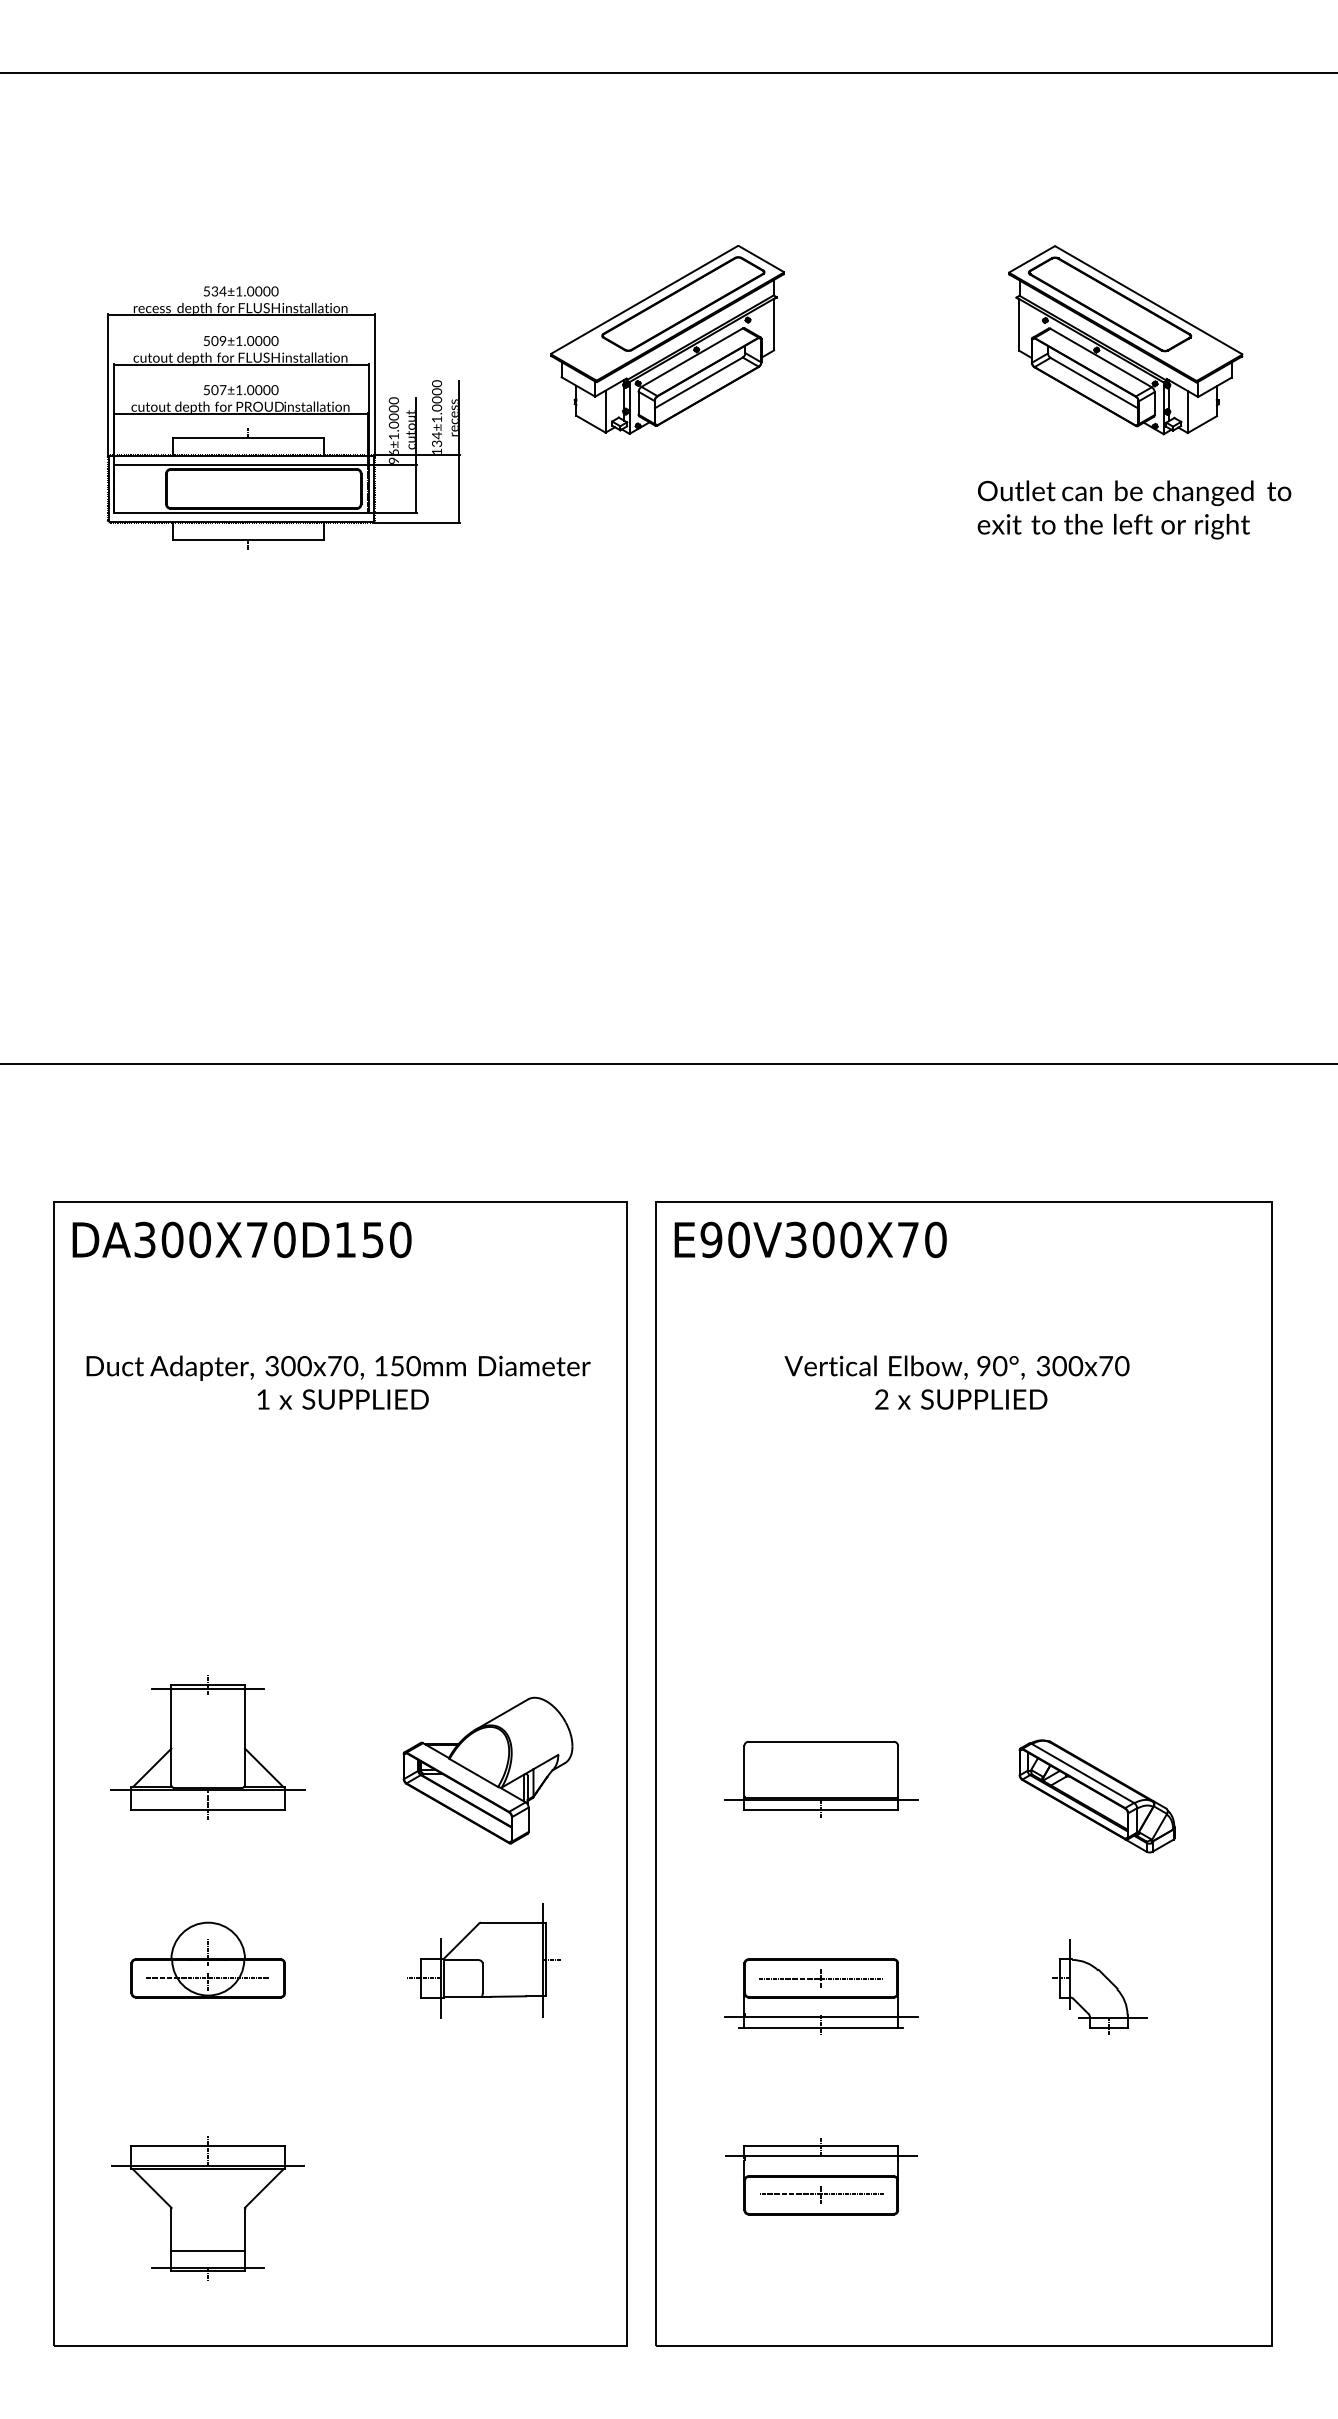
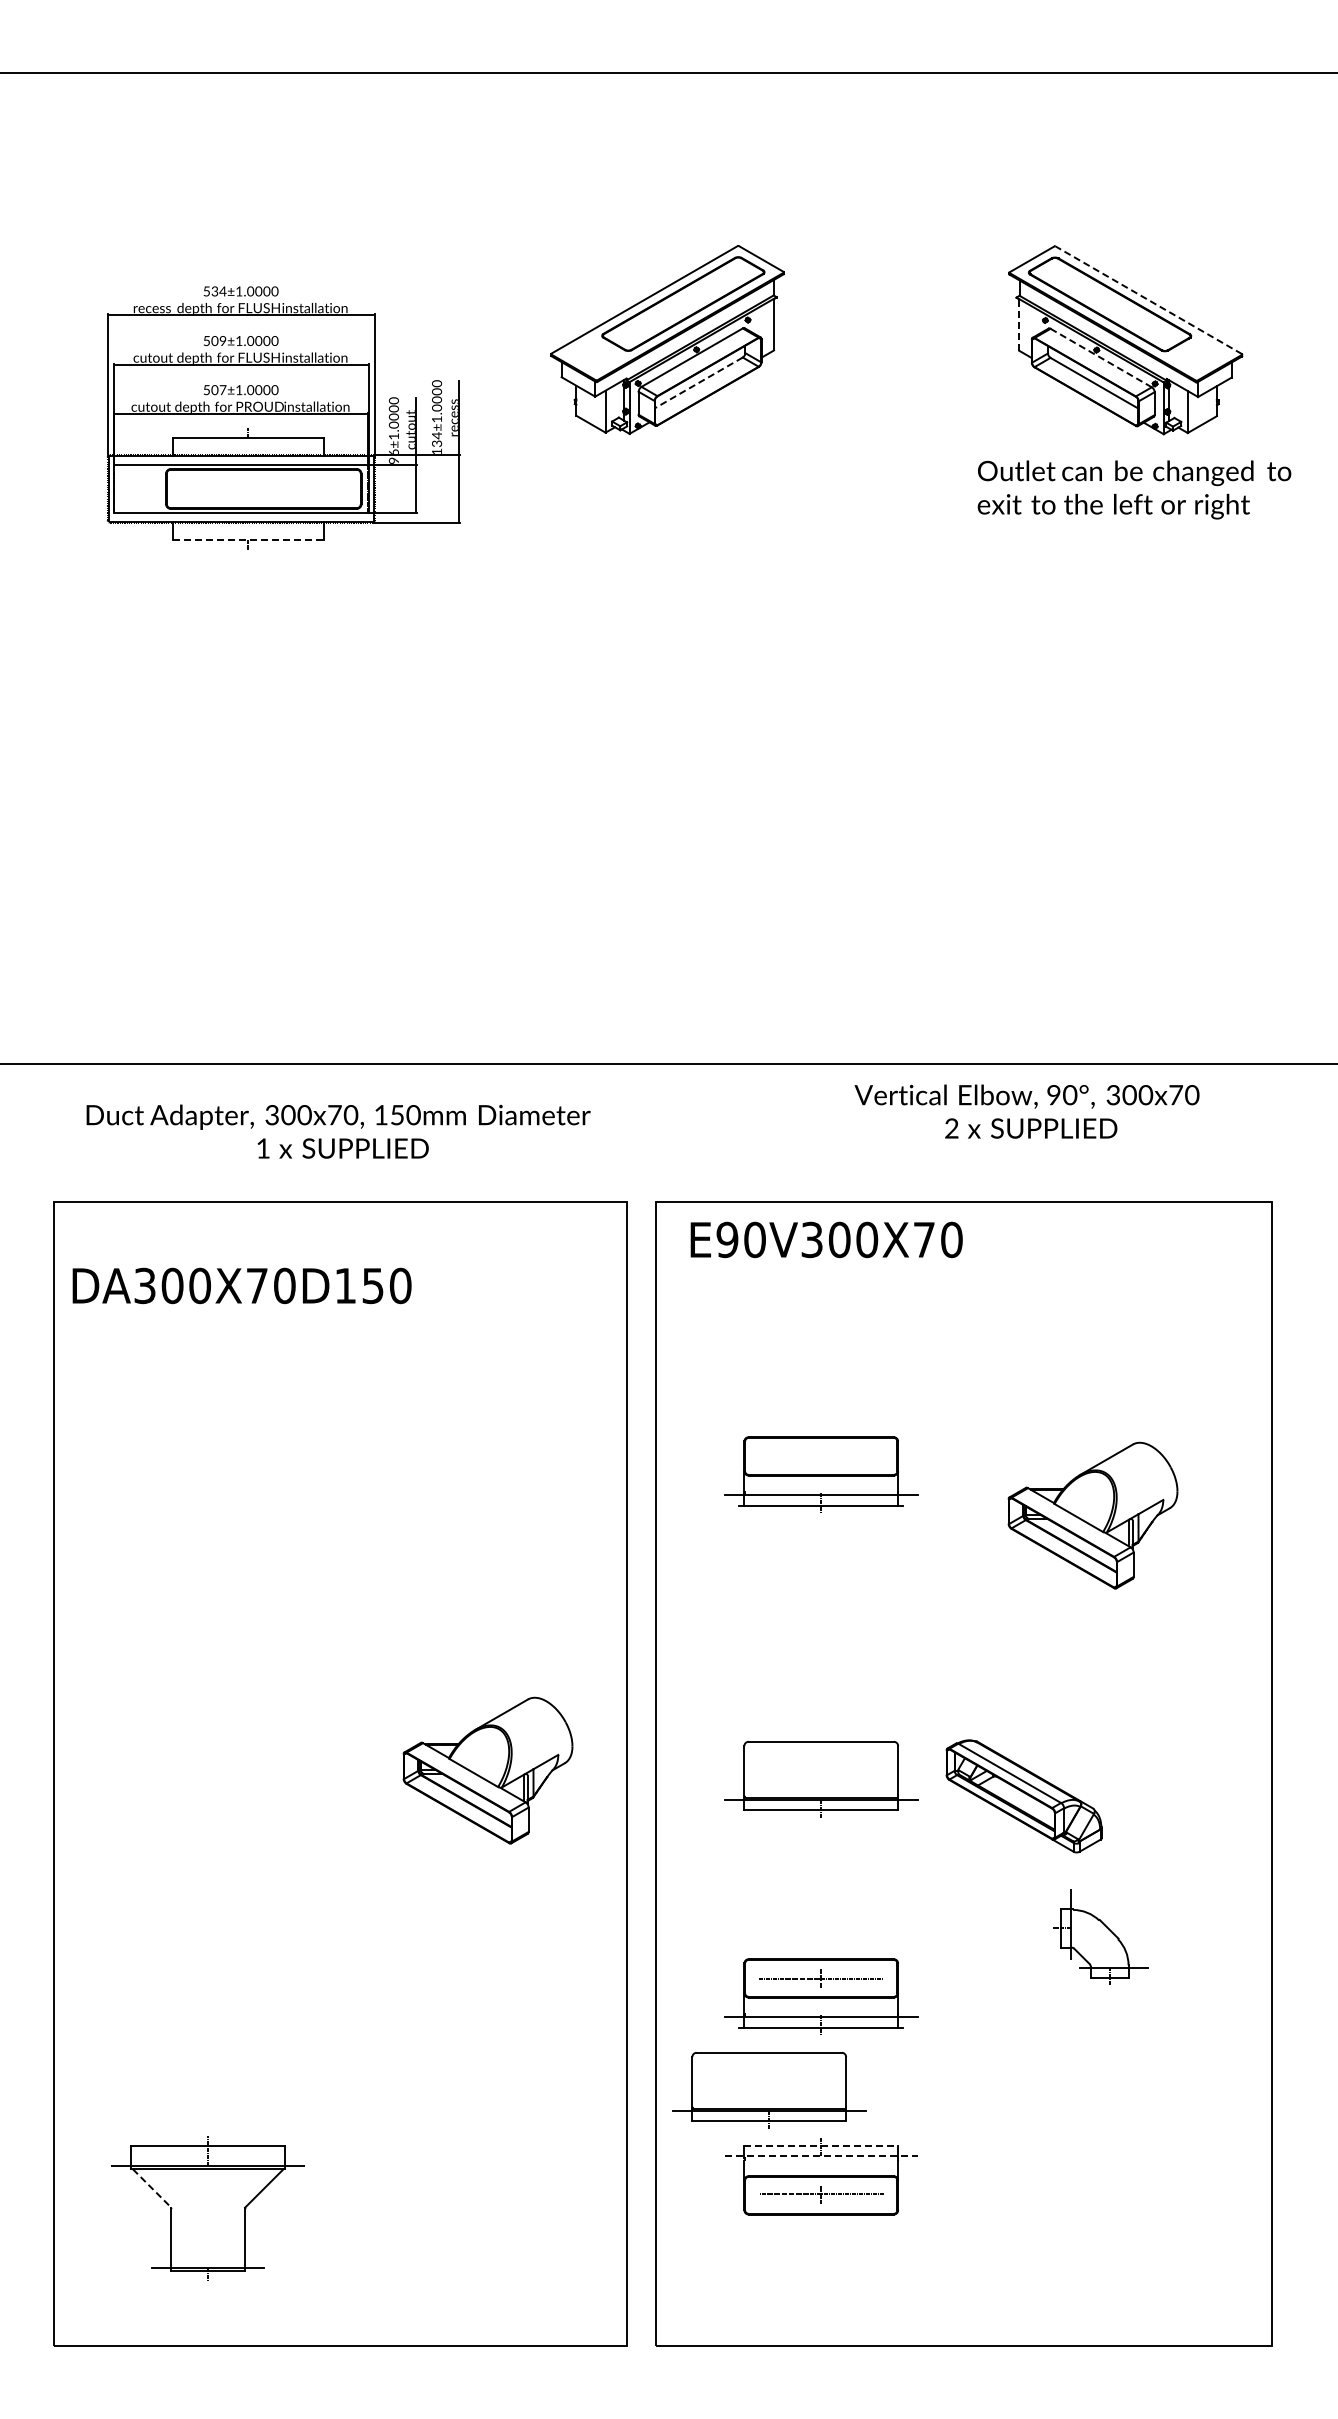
line: solid -> dashed (1148, 300)
line: solid -> dashed (1019, 325)
line: solid -> dashed (1101, 358)
line: solid -> dashed (698, 382)
text position: (1134, 509) -> (1134, 489) (1134, 489)
line: solid -> dashed (248, 539)
text position: (241, 1239) -> (241, 1285) (241, 1285)
text position: (810, 1239) -> (826, 1239) (826, 1239)
text position: (338, 1382) -> (338, 1131) (338, 1131)
text position: (956, 1382) -> (1026, 1111) (1026, 1111)
part: none -> present (821, 1474)
part: none -> present (1092, 1515)
part: present -> none (207, 1747)
part position: (1096, 1796) -> (1023, 1796) (1023, 1796)
part: present -> none (207, 1959)
part: present -> none (483, 1960)
part position: (1099, 1986) -> (1100, 1936) (1100, 1936)
part: none -> present (769, 2089)
line: solid -> dashed (821, 2145)
line: solid -> dashed (821, 2156)
line: solid -> dashed (152, 2188)
line: present -> none (208, 2251)
